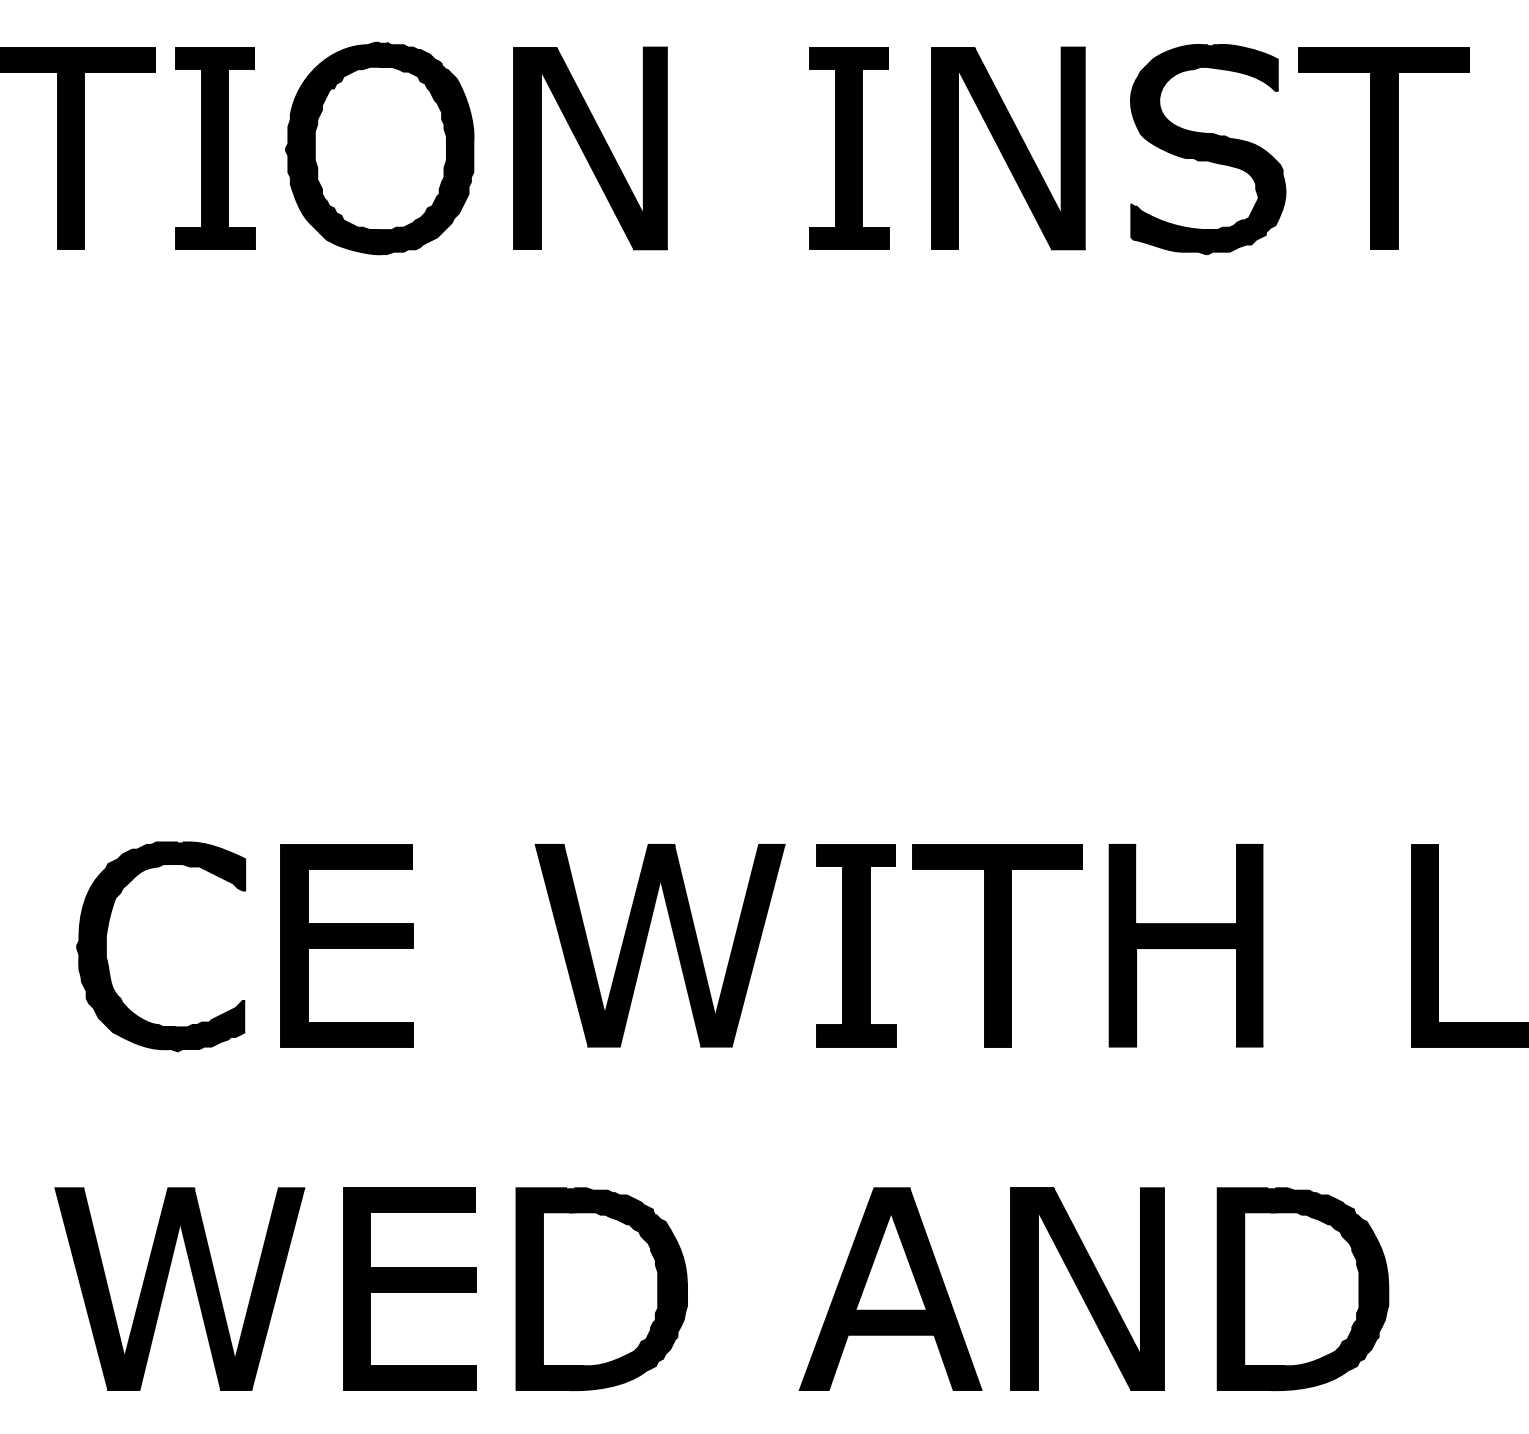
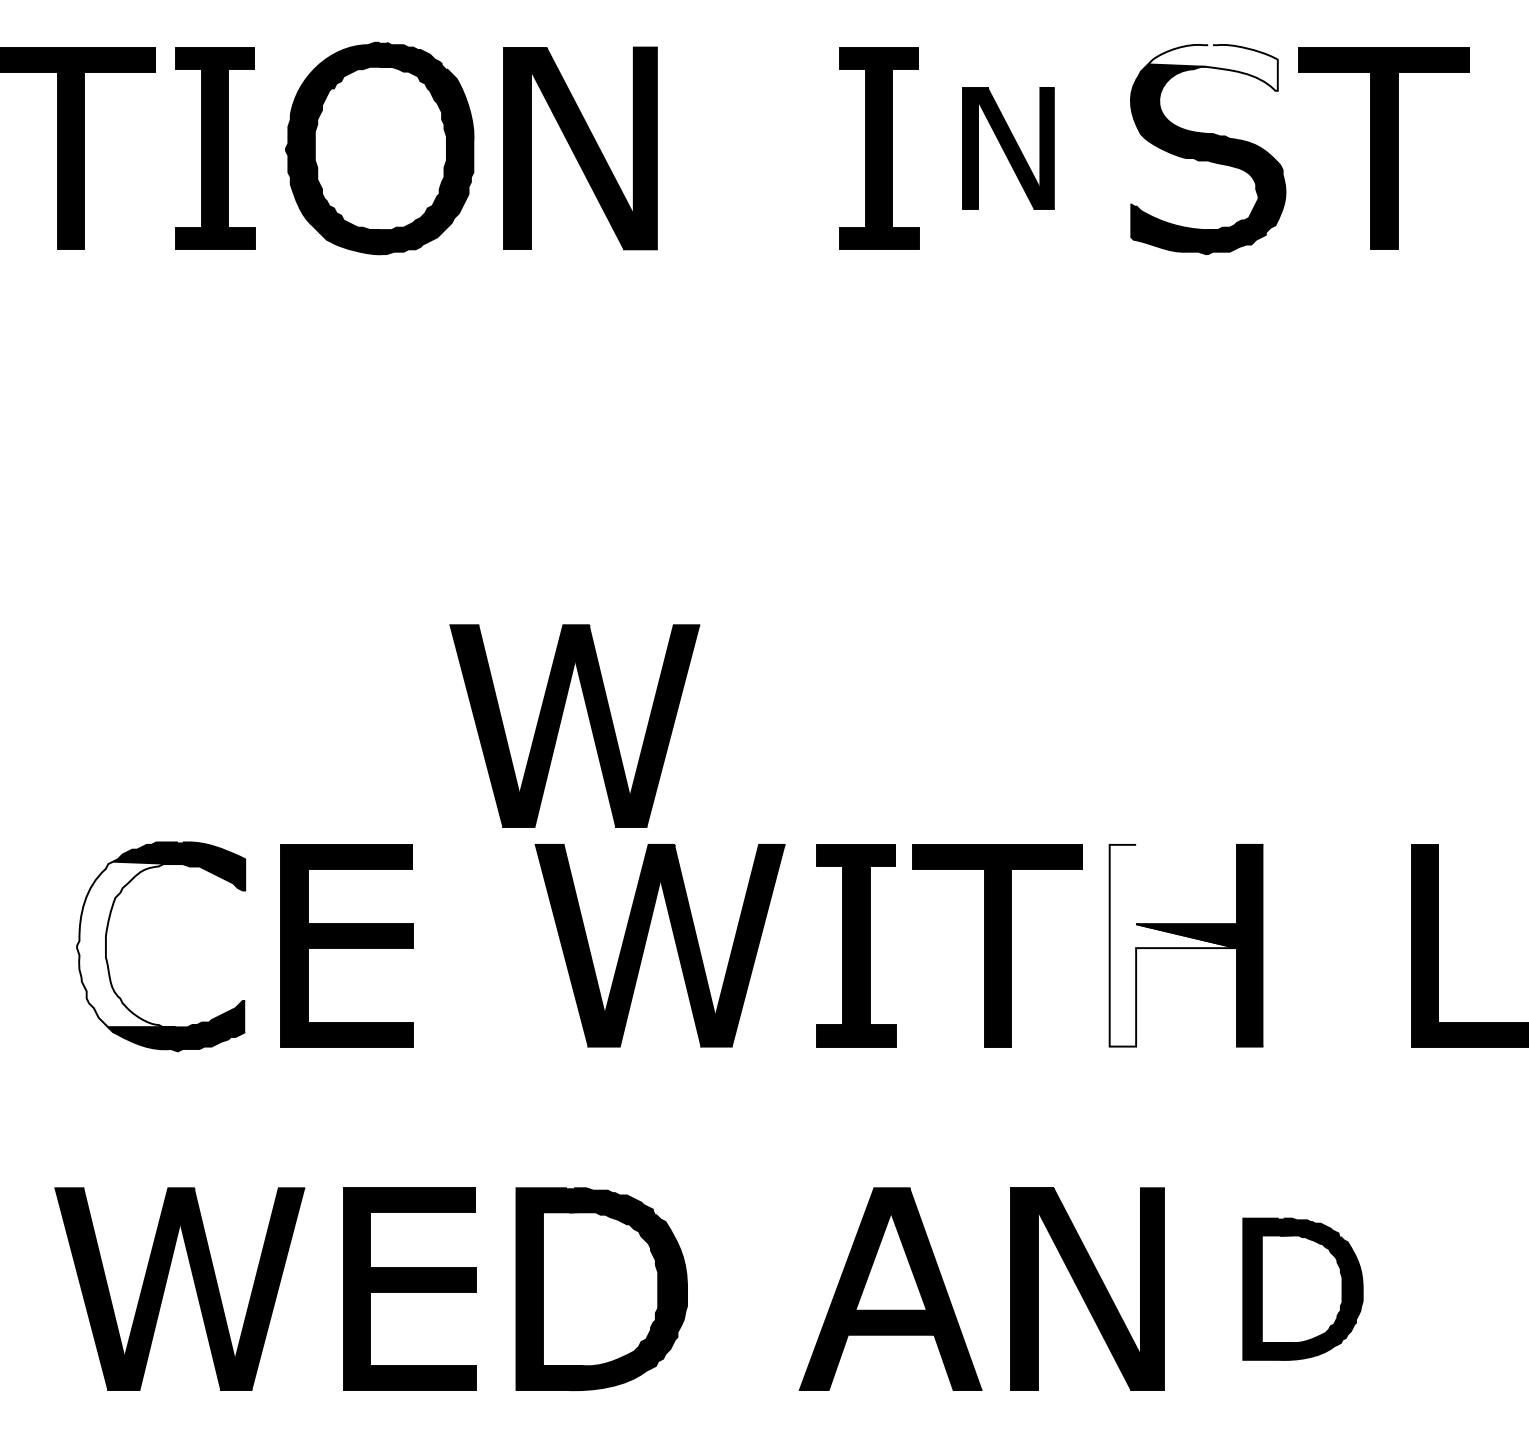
fill: present -> none (1212, 67)
part position: (590, 148) -> (580, 148) (580, 148)
part position: (849, 148) -> (879, 148) (879, 148)
part size: 155x205 px -> 93x123 px (1008, 148)
part: none -> present (561, 721)
fill: present -> none (126, 944)
fill: present -> none (1172, 945)
part size: 174x205 px -> 122x144 px (1302, 1288)
